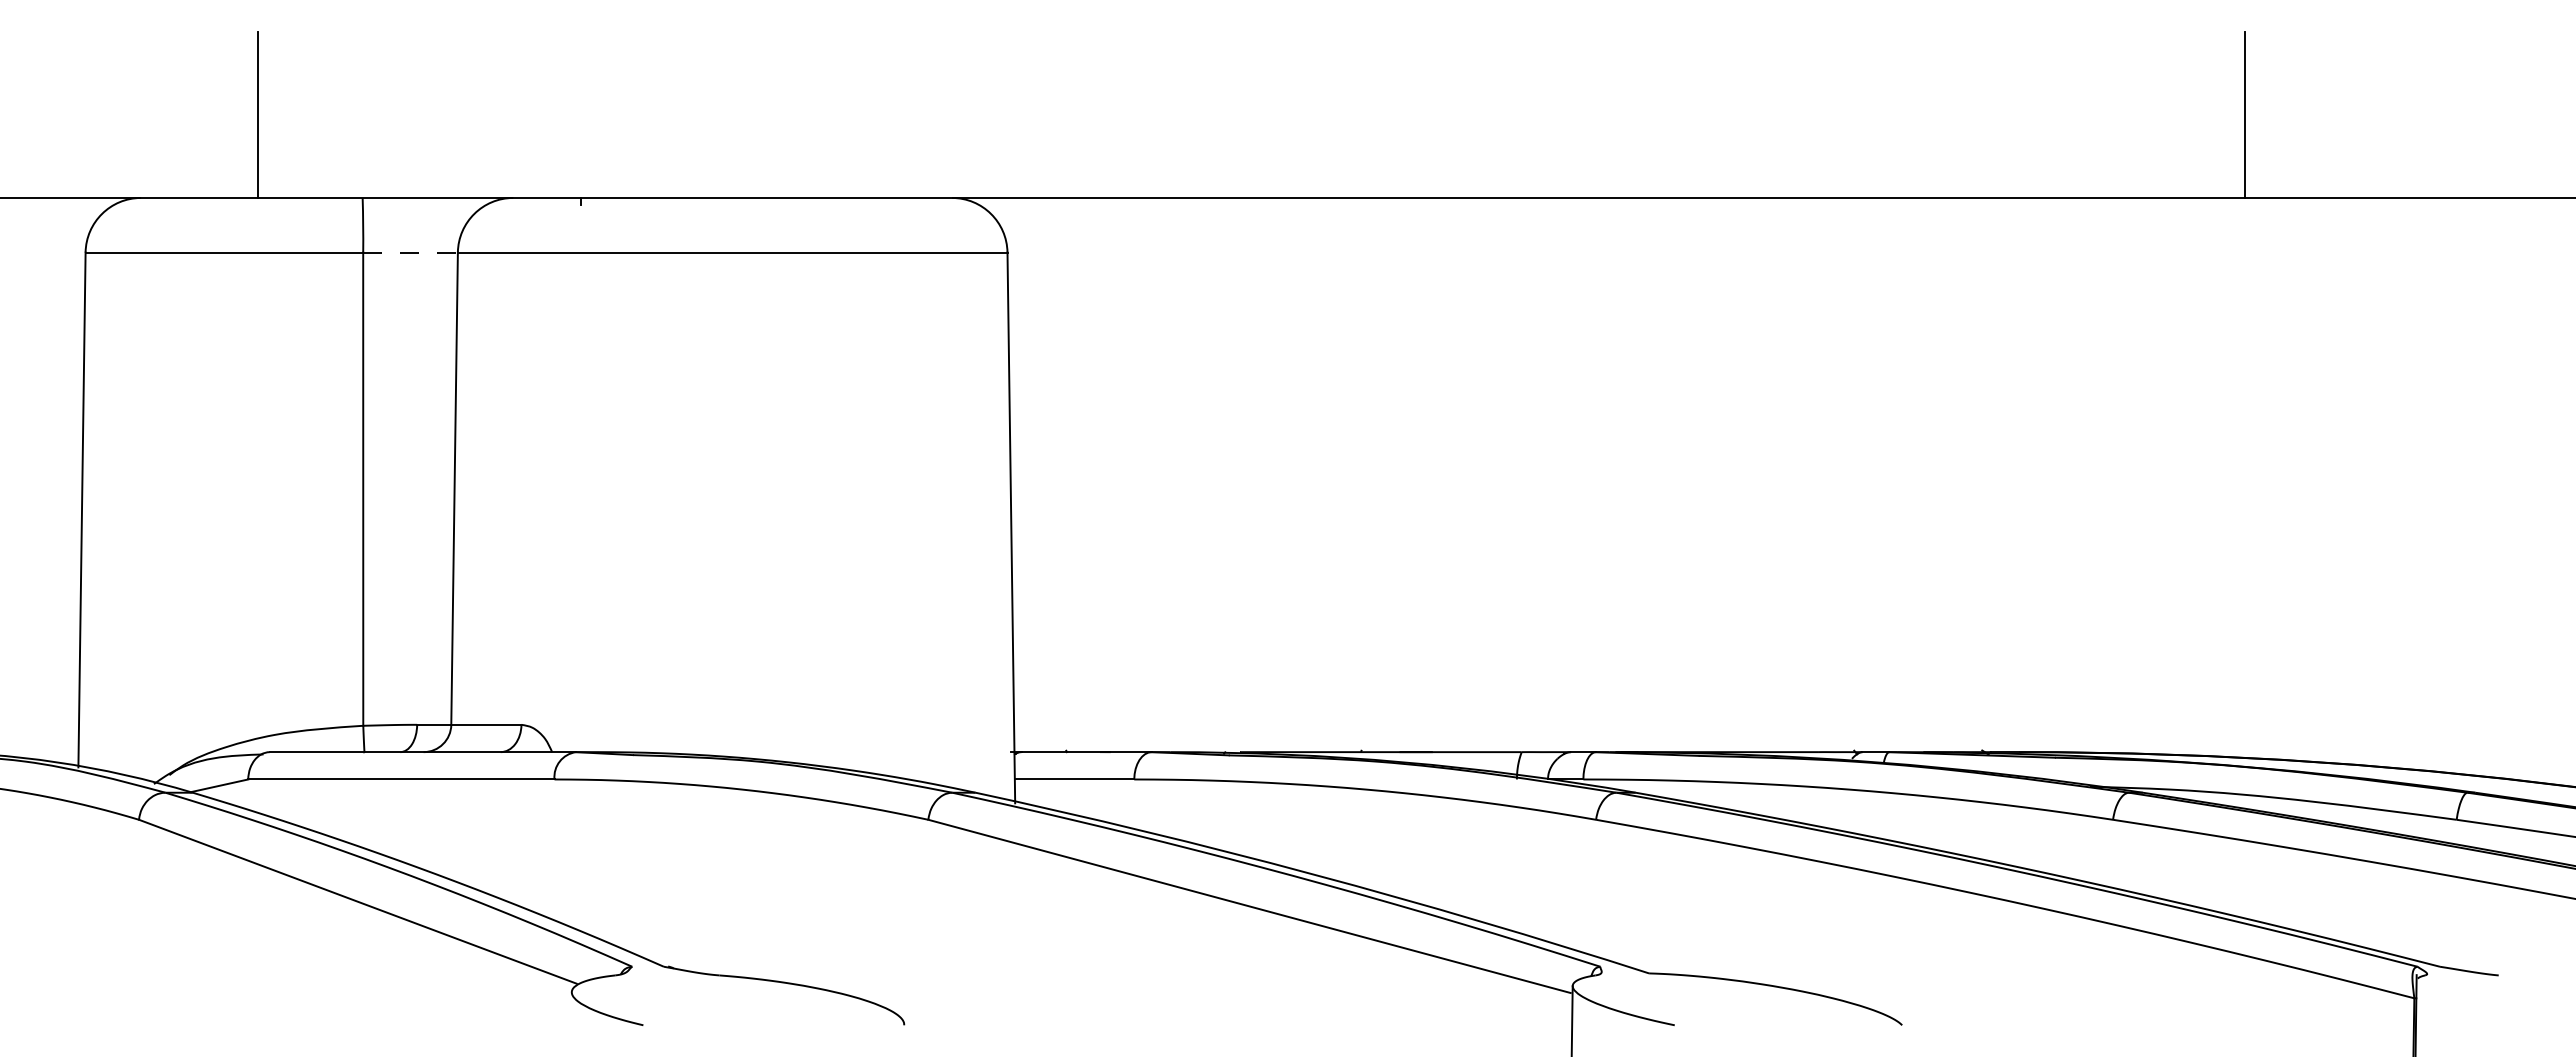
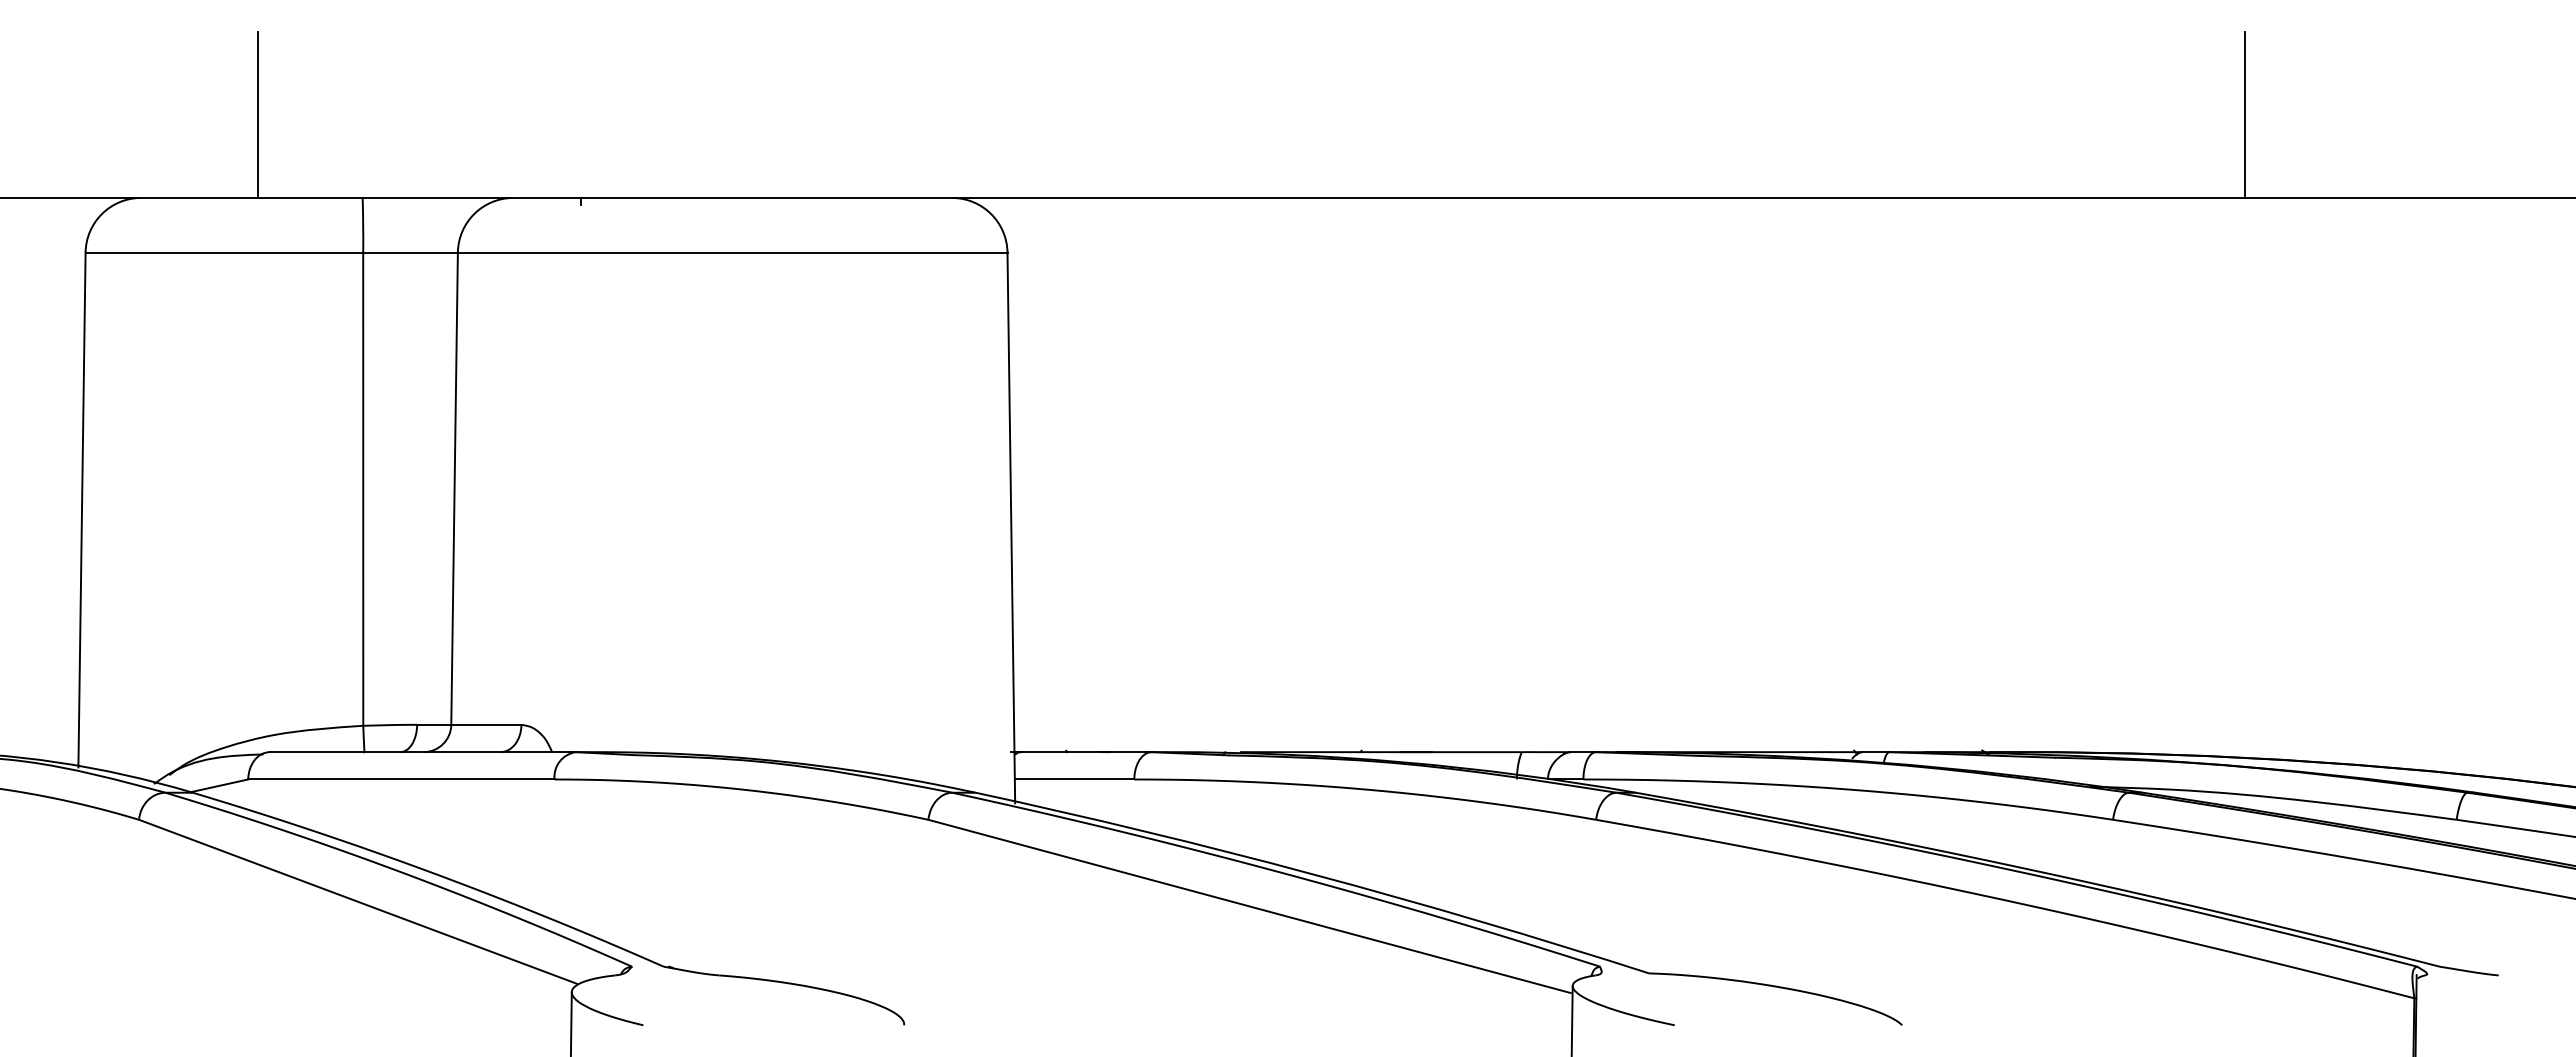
line: dashed -> solid (411, 252)
line: none -> present (570, 1022)
